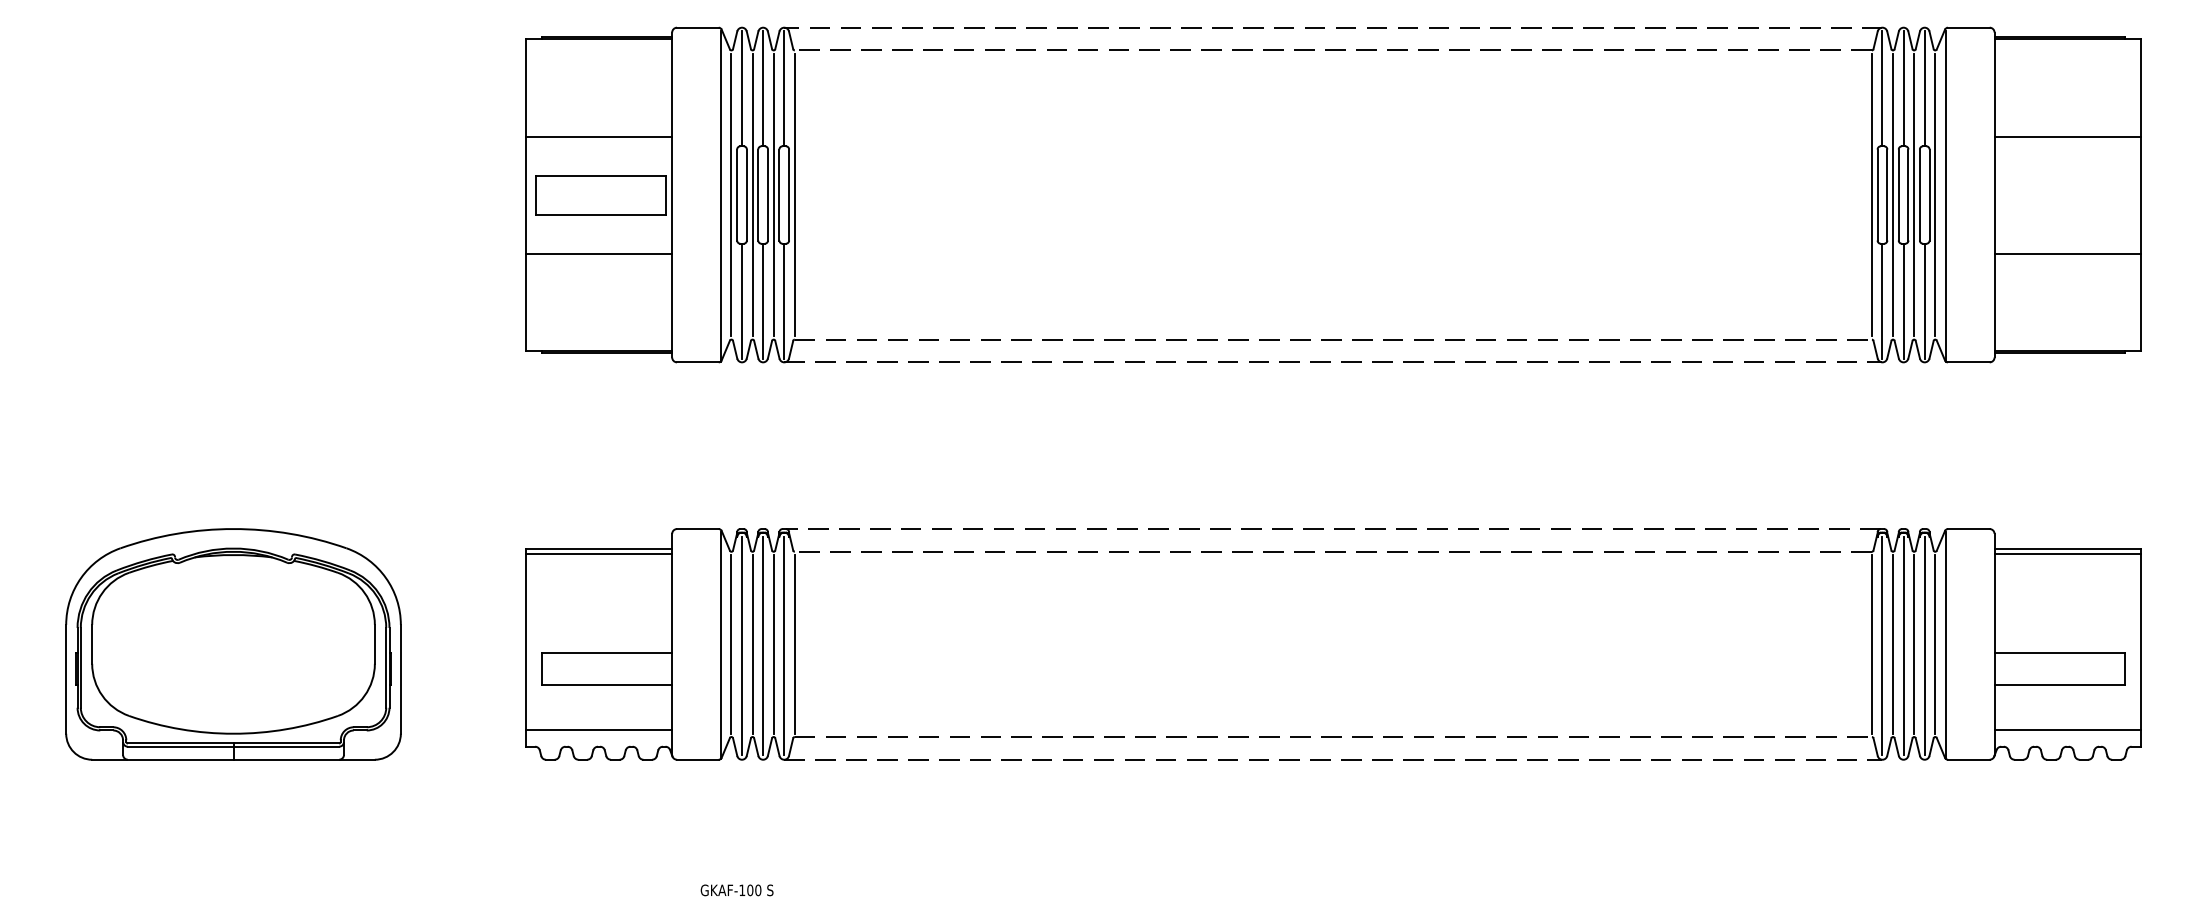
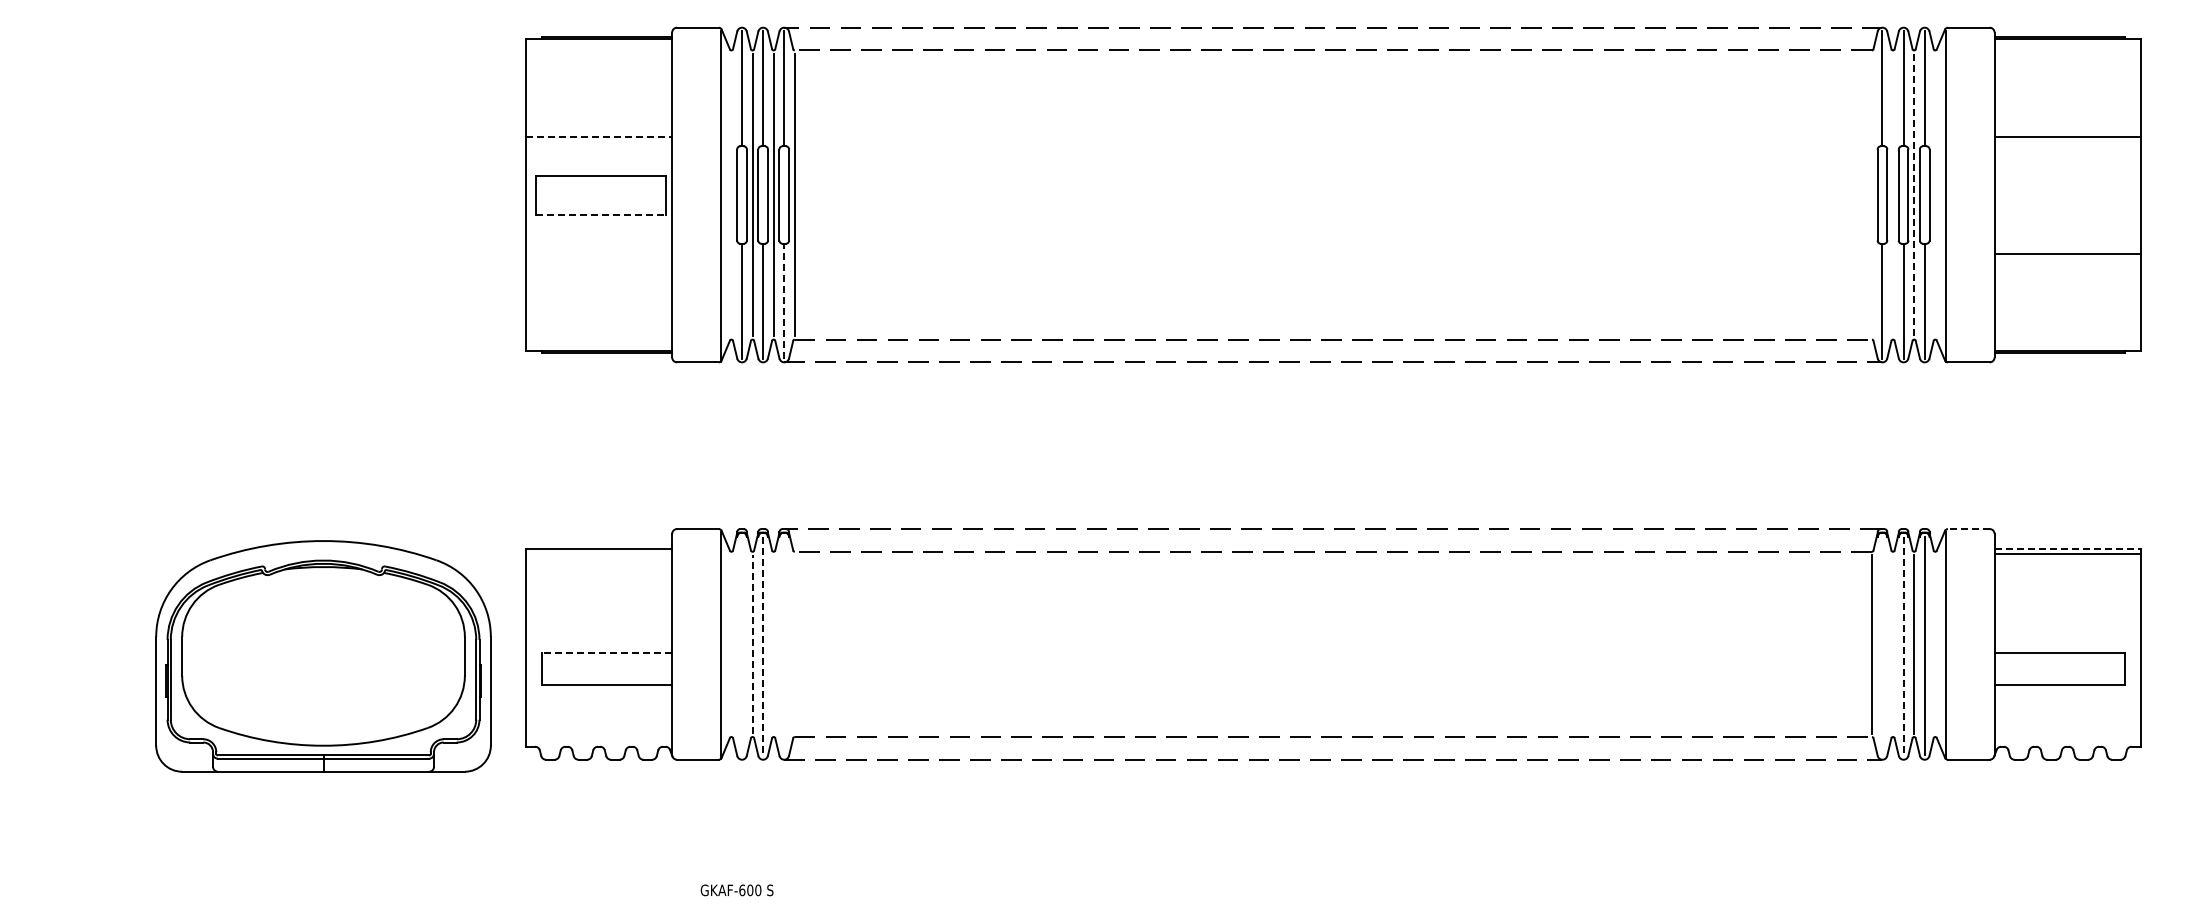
line: solid -> dashed (599, 136)
line: present -> none (731, 194)
line: present -> none (1871, 194)
line: present -> none (1893, 194)
line: present -> none (1935, 194)
line: solid -> dashed (1914, 195)
line: solid -> dashed (600, 214)
line: present -> none (598, 253)
line: solid -> dashed (784, 301)
line: solid -> dashed (1968, 529)
line: solid -> dashed (2068, 548)
line: present -> none (598, 554)
line: solid -> dashed (752, 643)
part position: (233, 644) -> (323, 656) (323, 656)
line: present -> none (731, 644)
line: present -> none (773, 644)
line: present -> none (794, 644)
line: present -> none (1893, 644)
line: present -> none (1935, 644)
line: present -> none (742, 645)
line: present -> none (784, 645)
line: present -> none (1882, 645)
line: solid -> dashed (763, 646)
line: solid -> dashed (1903, 646)
line: solid -> dashed (607, 652)
line: present -> none (598, 730)
line: present -> none (2067, 730)
text: GKAF-100 -> GKAF-600 (742, 890)
